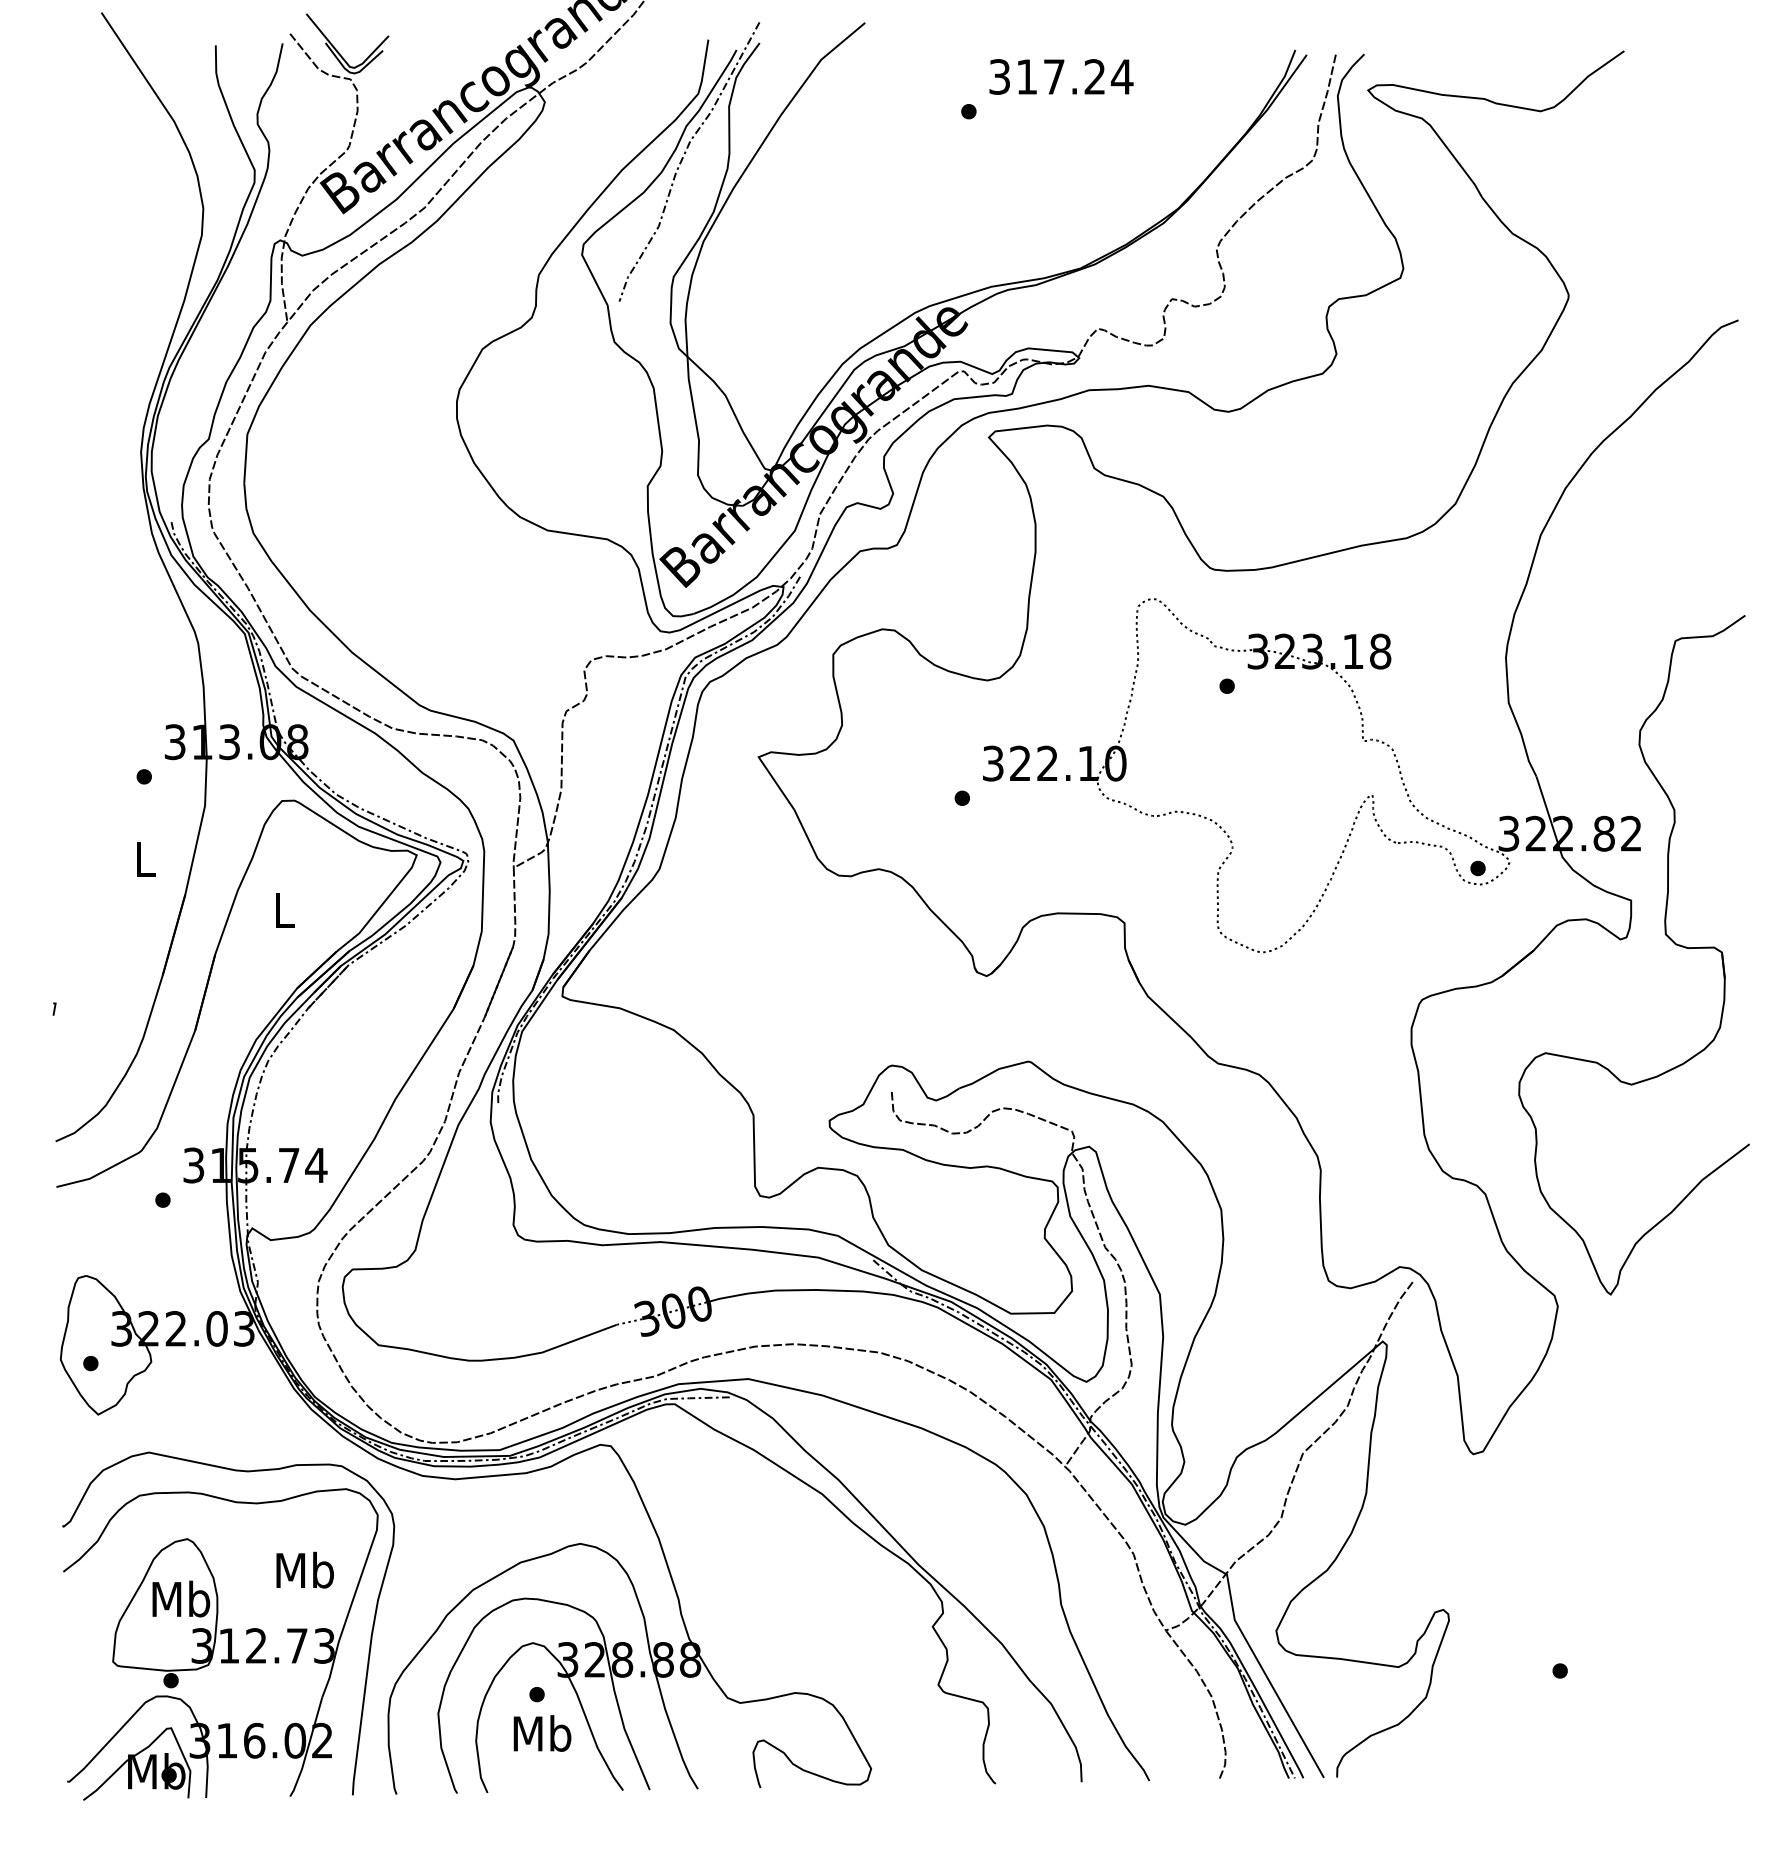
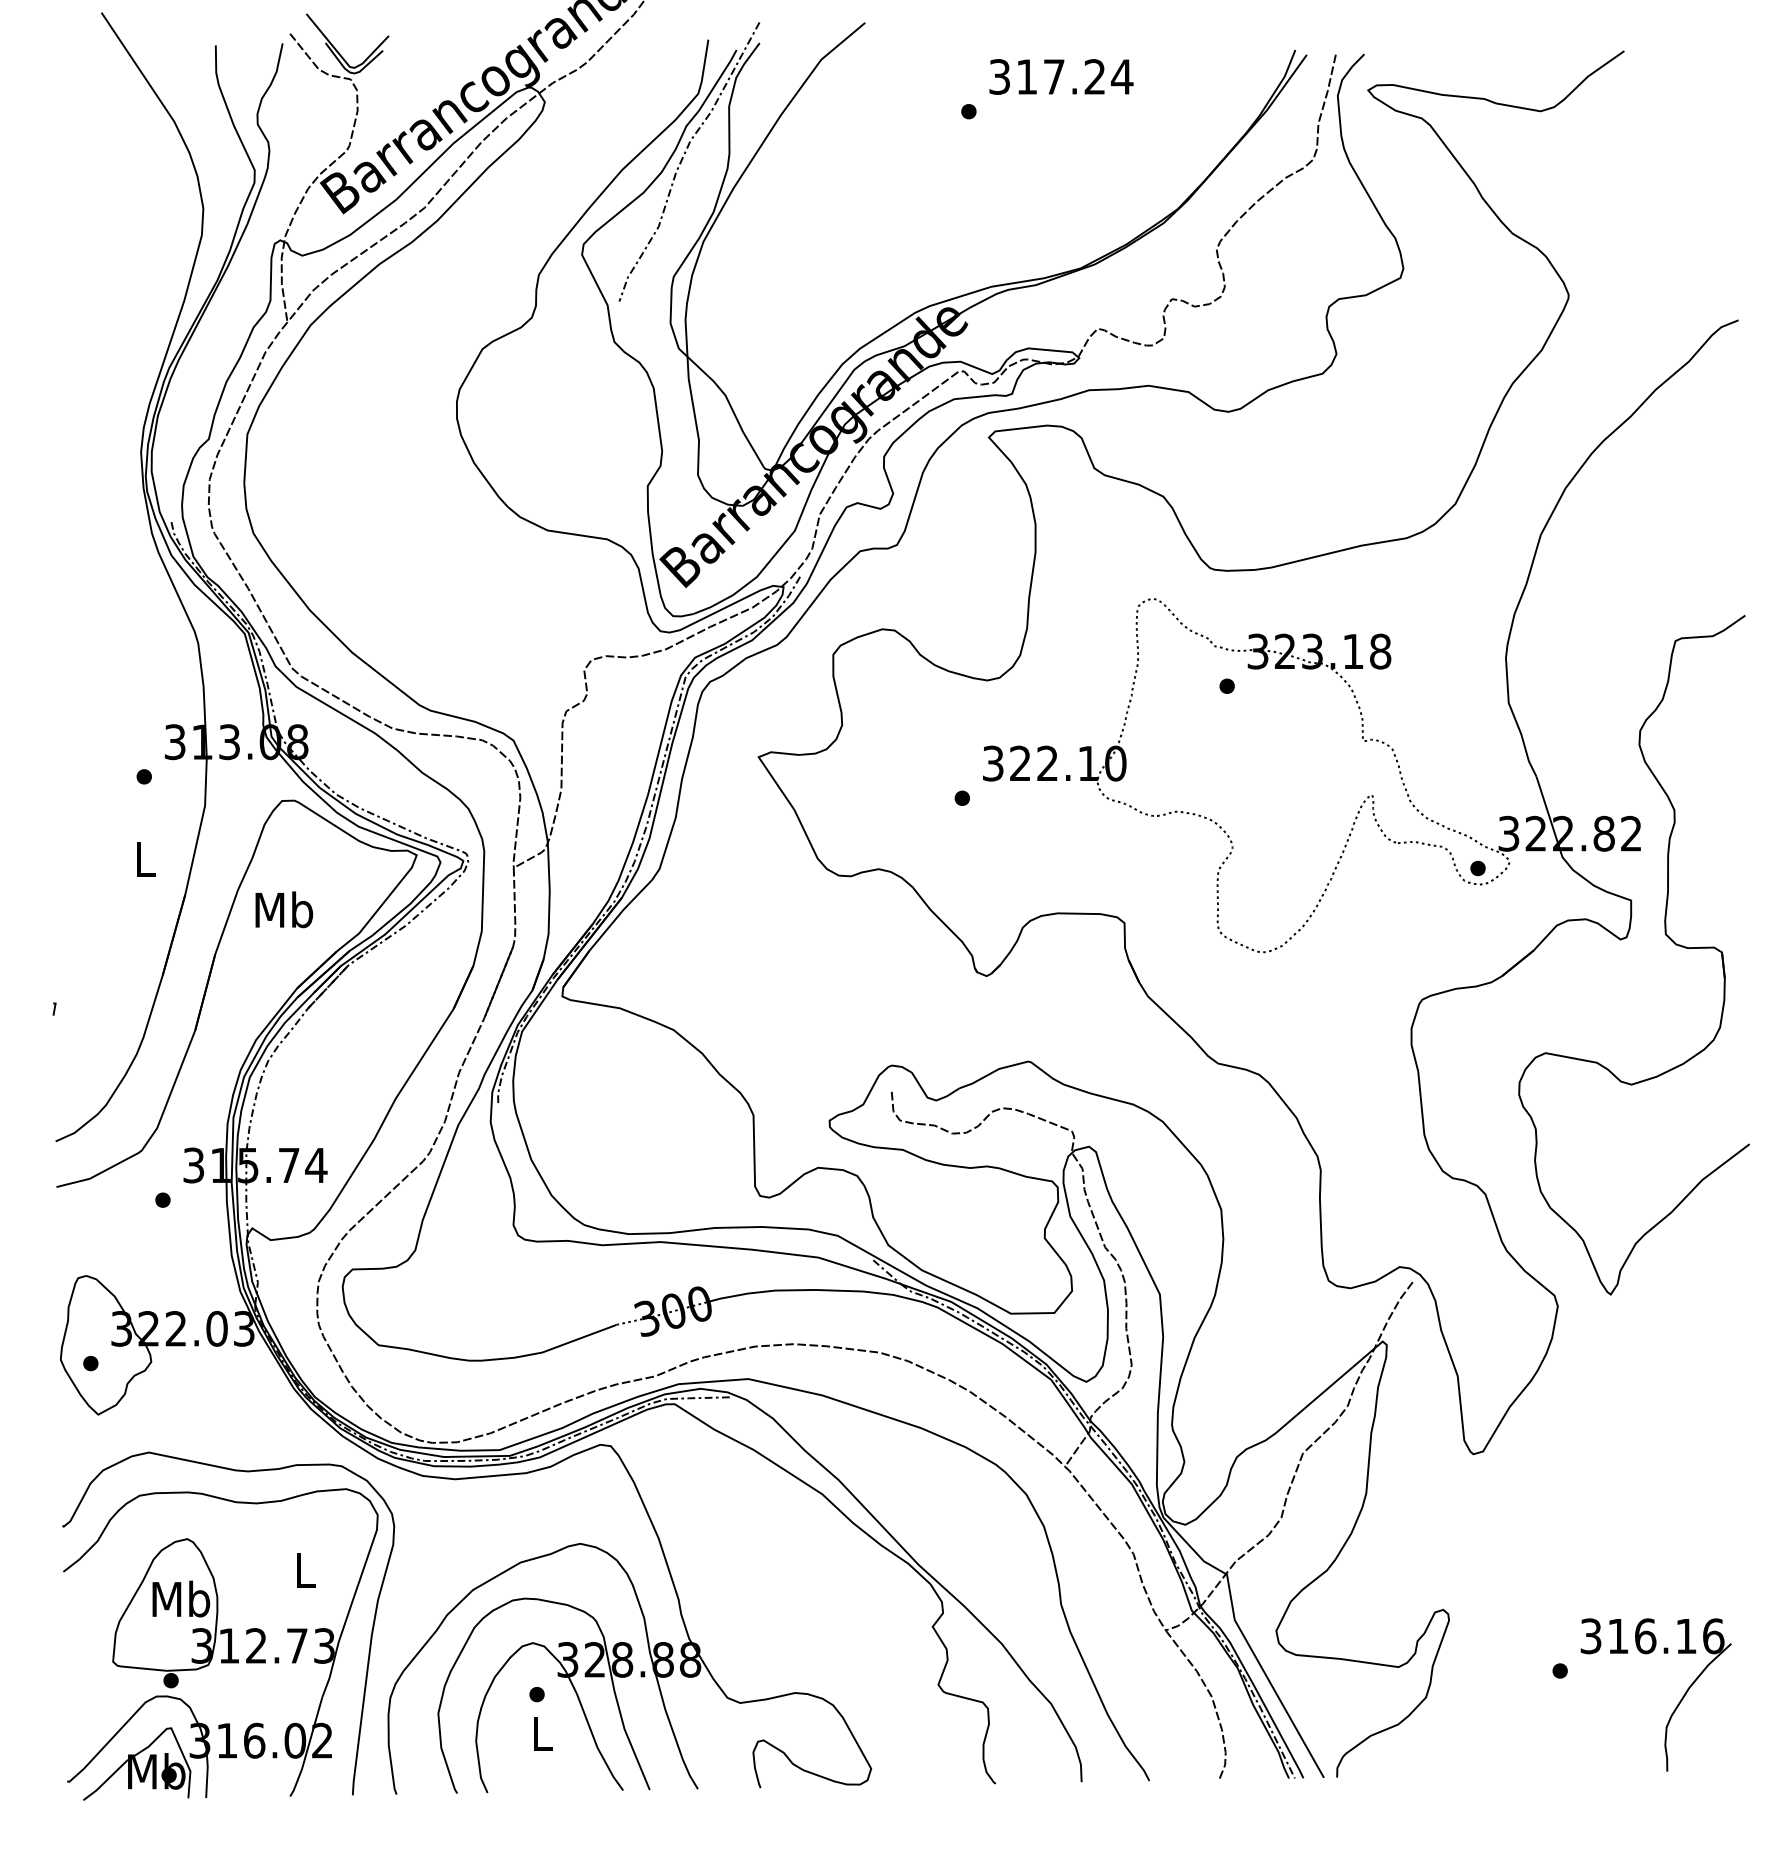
text: L -> Mb (284, 909)
text: Mb -> L (304, 1569)
part: none -> present (1675, 1707)
text: Mb -> L (542, 1733)
